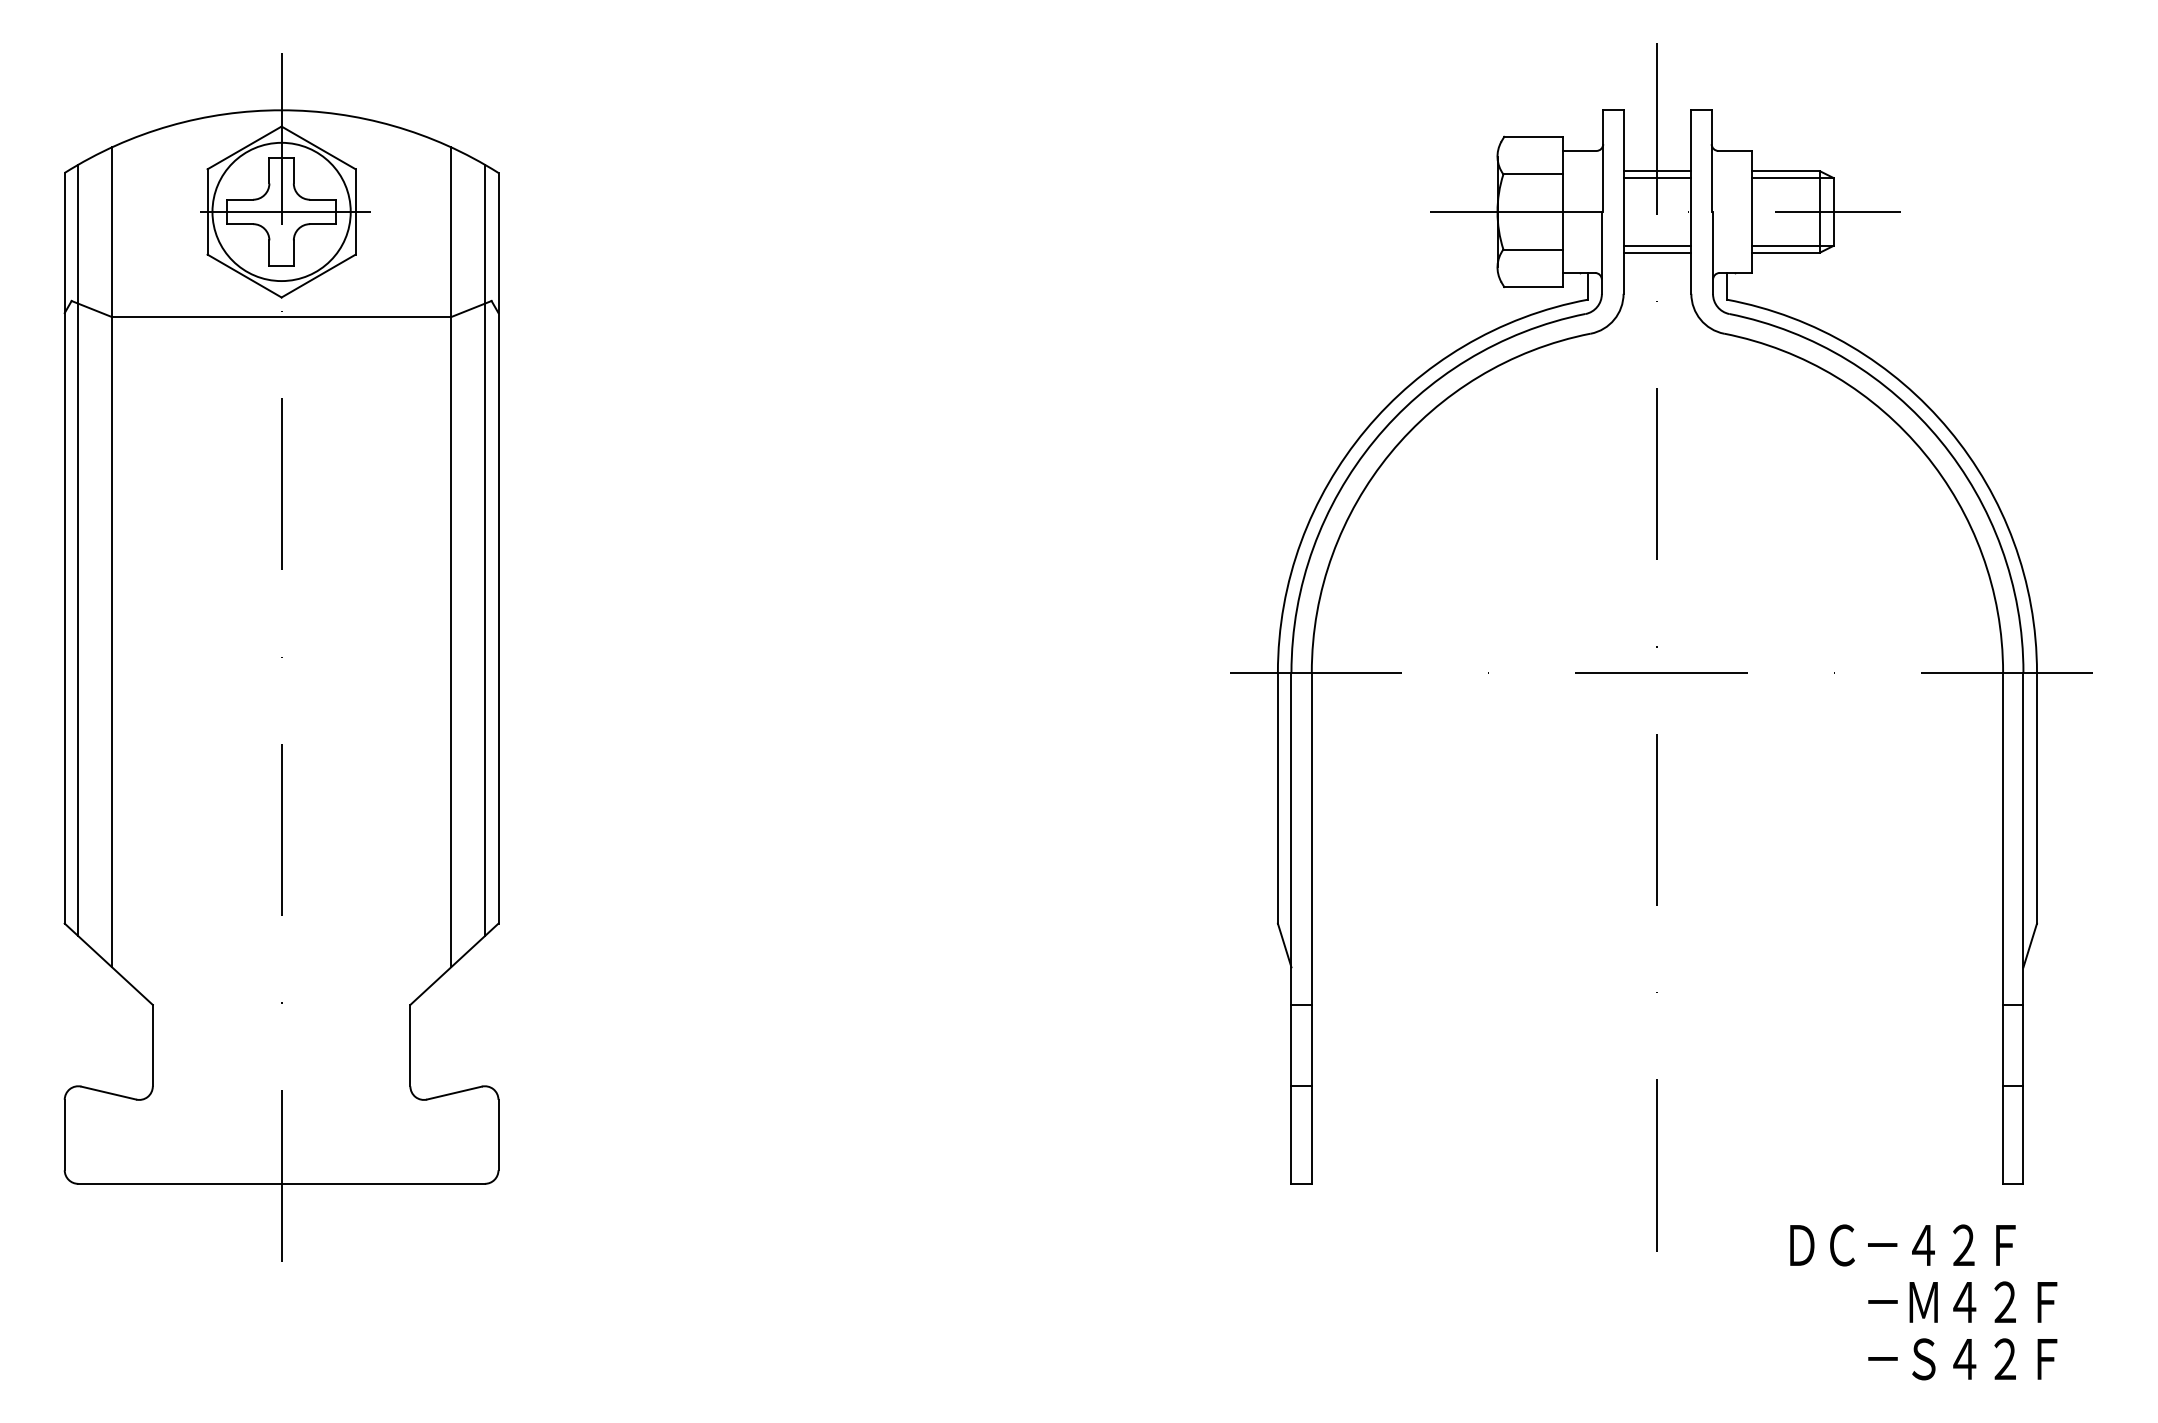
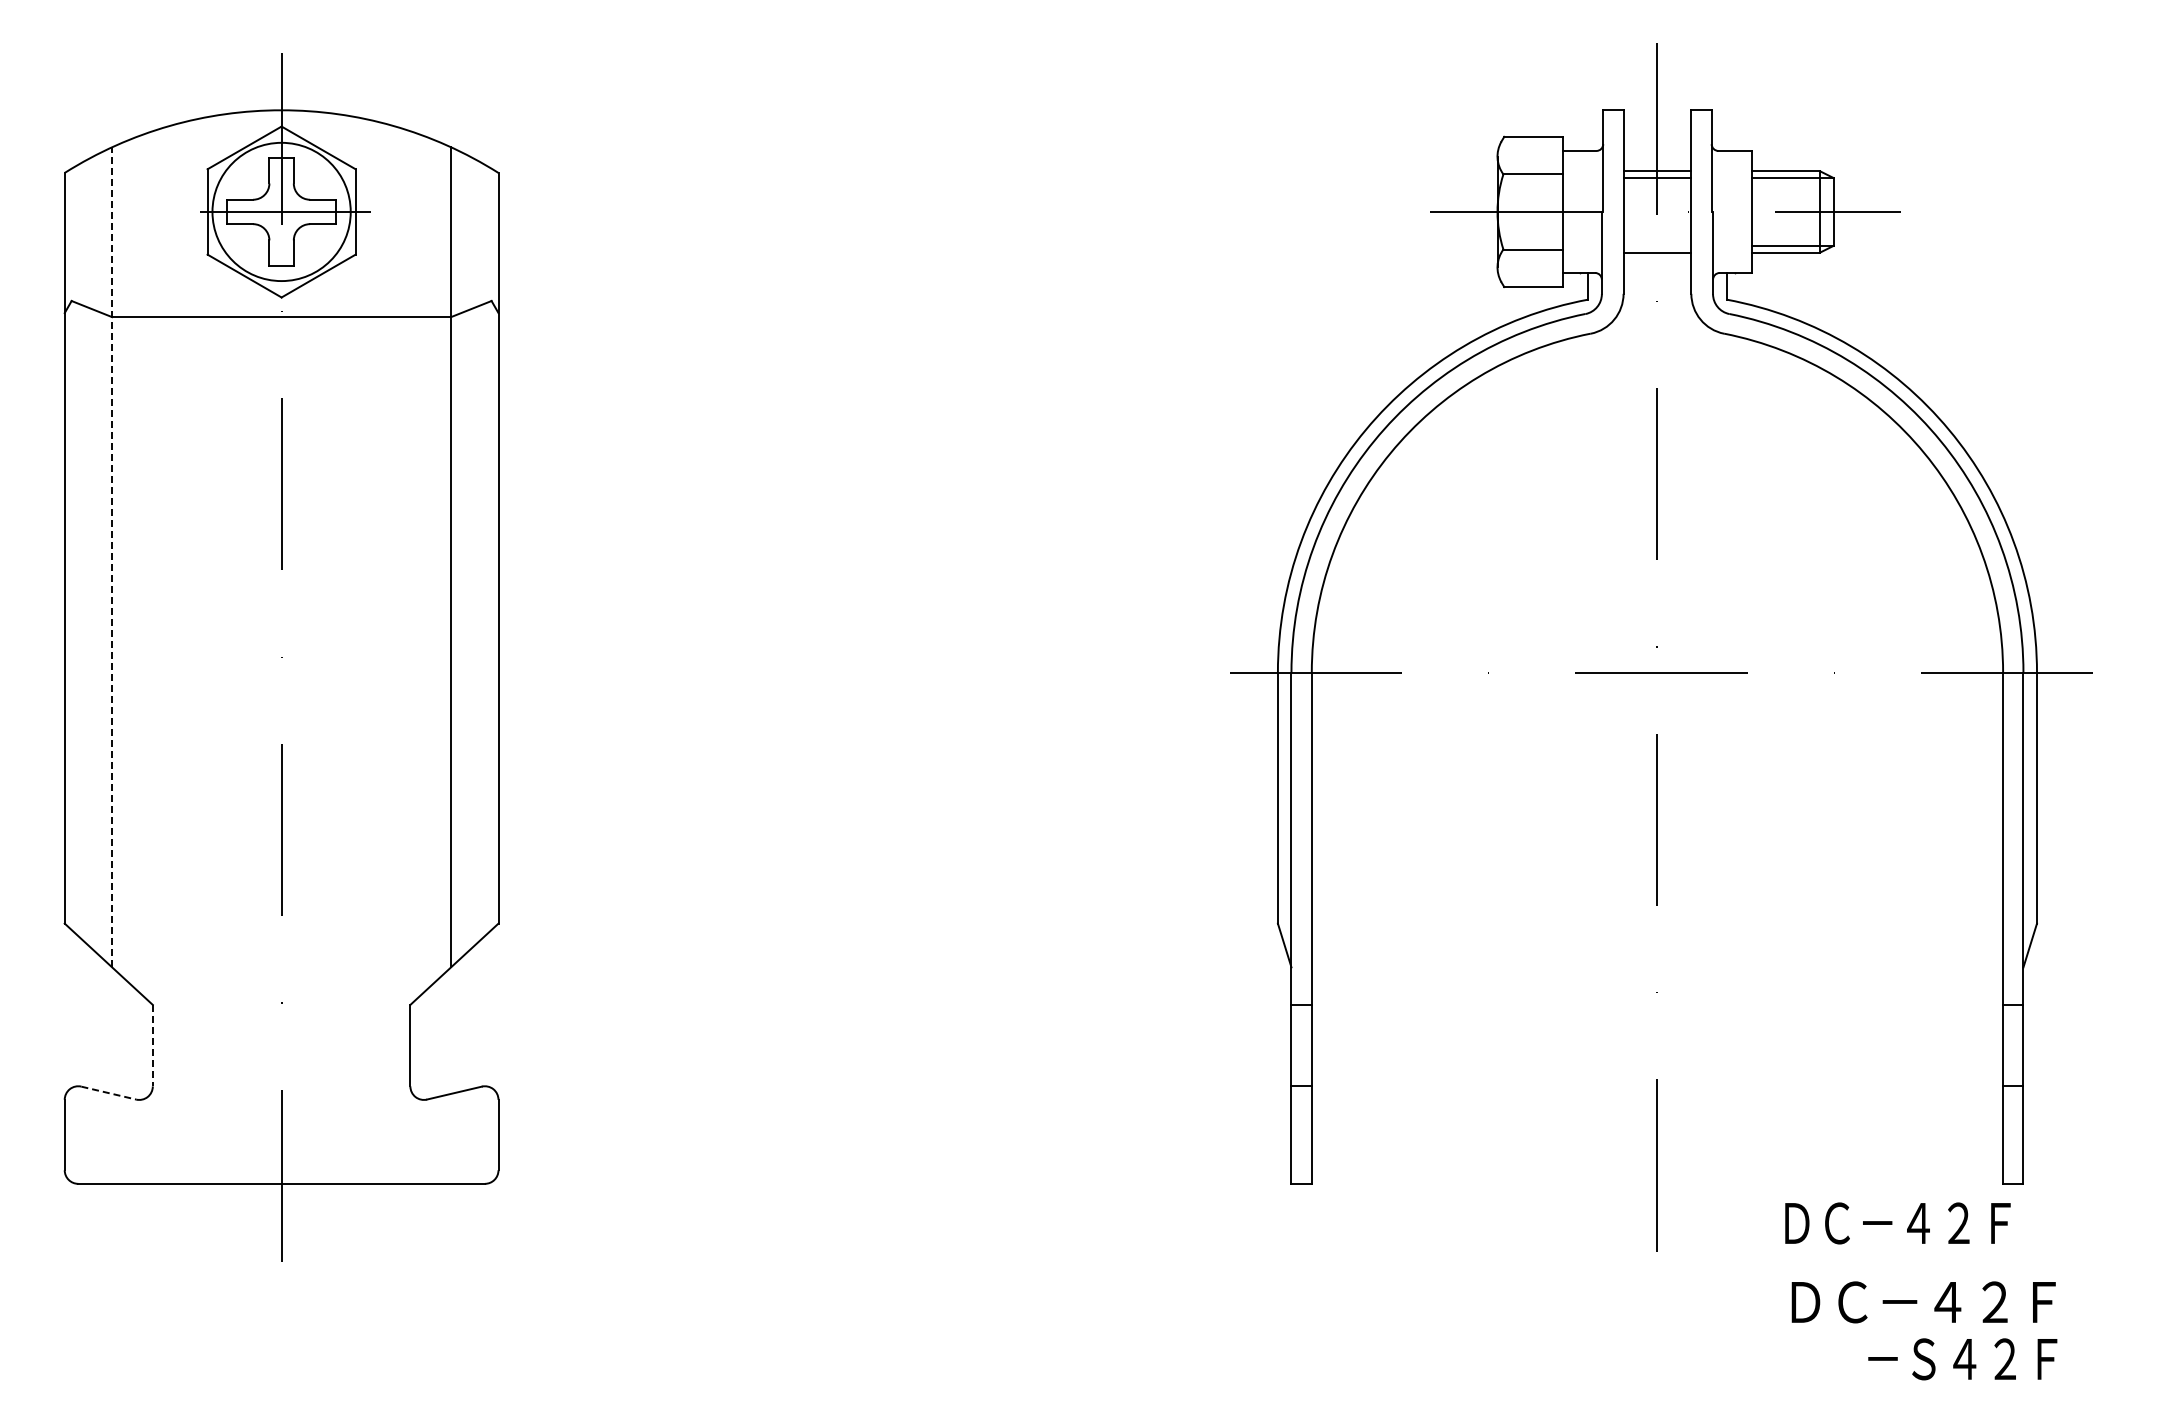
line: present -> none (1657, 245)
line: present -> none (78, 550)
line: present -> none (484, 550)
line: solid -> dashed (112, 556)
line: solid -> dashed (152, 1045)
line: solid -> dashed (109, 1093)
text position: (1902, 1245) -> (1897, 1223) (1897, 1223)
text: －Ｍ４２Ｆ -> ＤＣ－４２Ｆ (1924, 1302)
